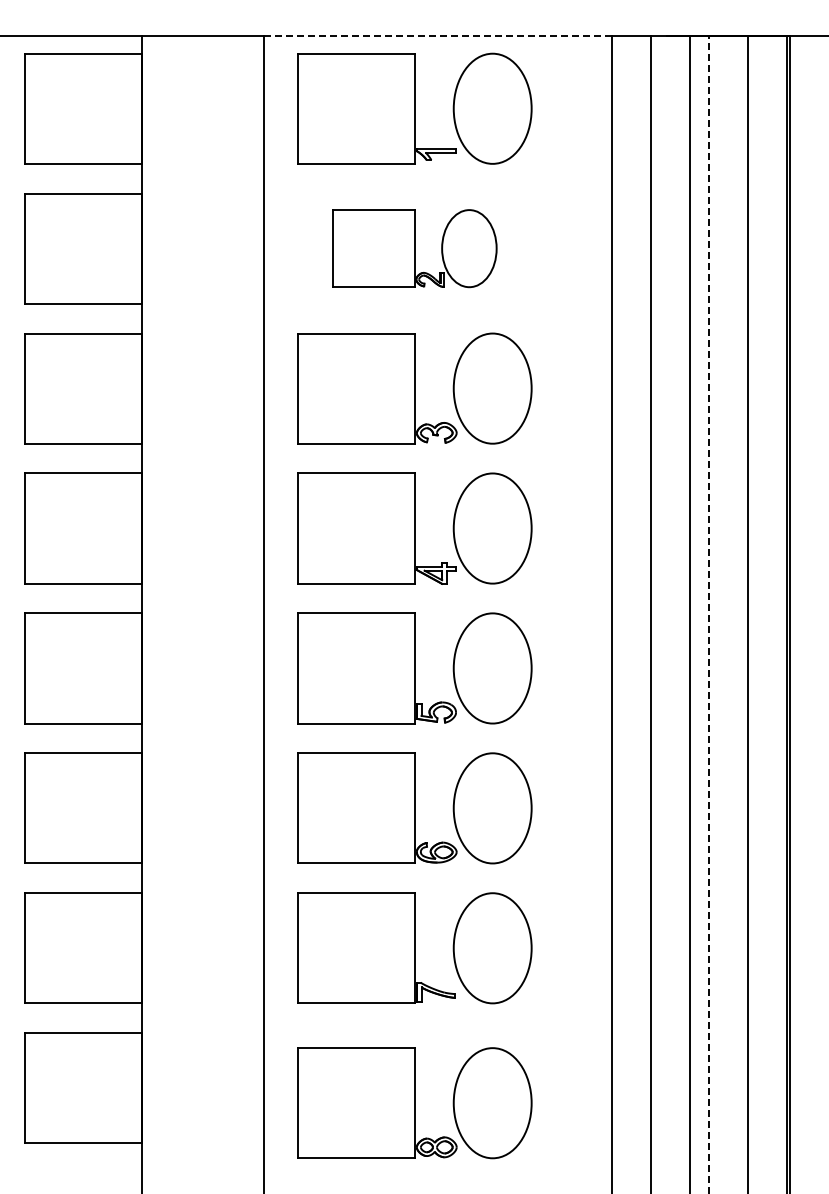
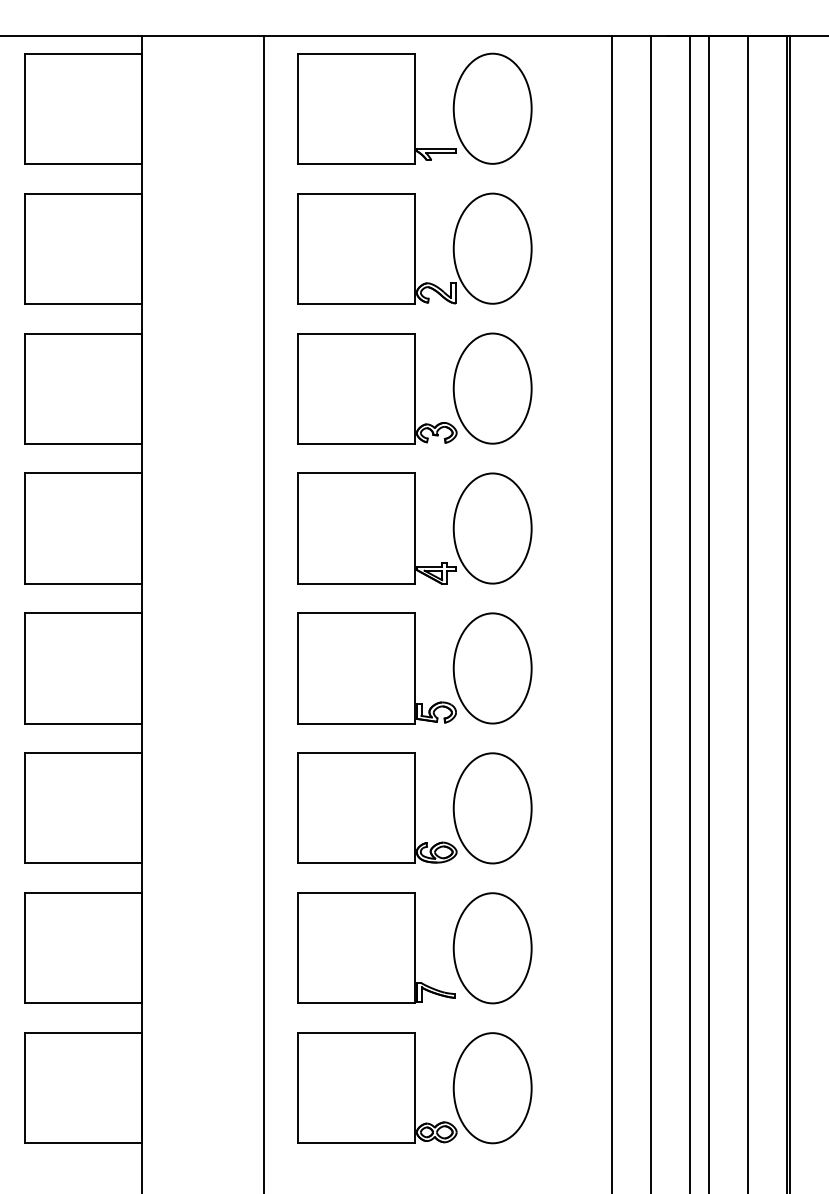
line: dashed -> solid (437, 35)
part size: 166x80 px -> 236x113 px (414, 248)
line: dashed -> solid (709, 614)
part position: (414, 1103) -> (414, 1088) (414, 1088)
